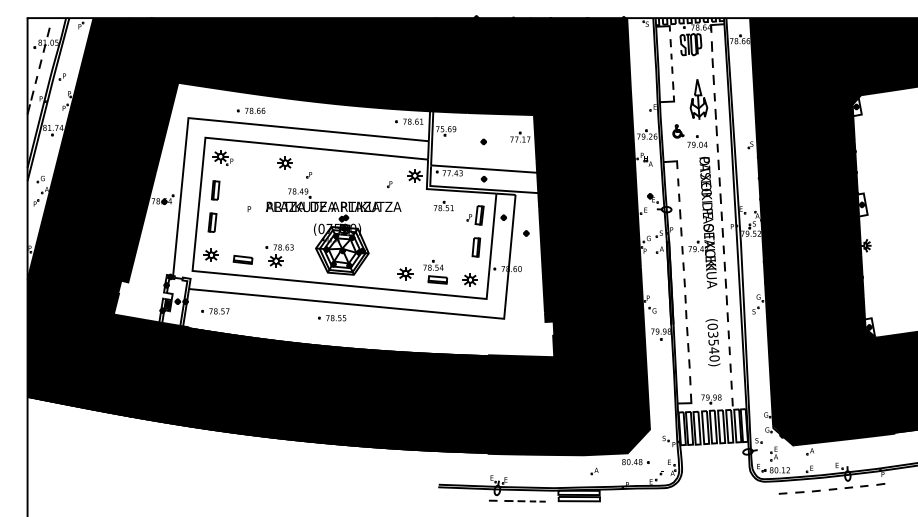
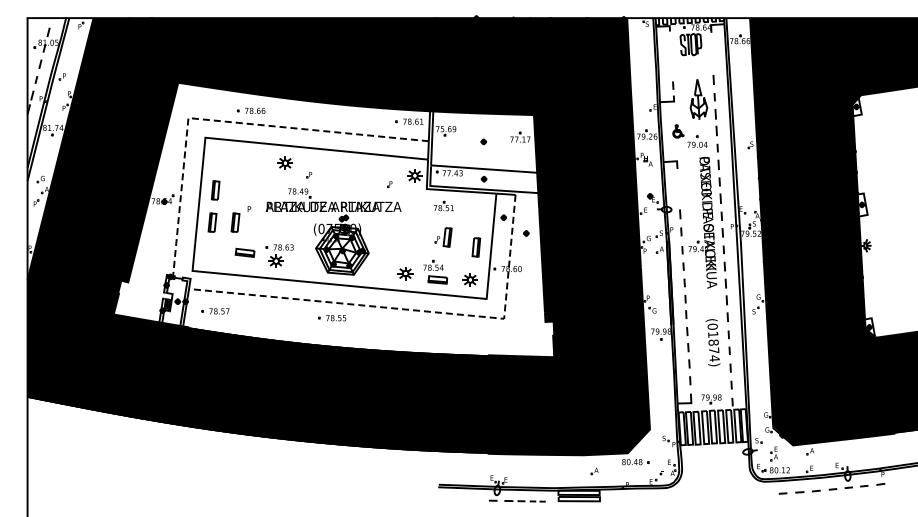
part: present -> none (712, 54)
part: present -> none (671, 56)
line: solid -> dashed (229, 122)
part: present -> none (222, 157)
line: present -> none (678, 186)
part position: (475, 215) -> (443, 237) (443, 237)
part: none -> present (235, 222)
part: present -> none (210, 254)
part position: (242, 259) -> (244, 252) (244, 252)
line: solid -> dashed (408, 309)
text: (03540) -> (01874) (713, 346)
